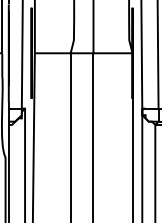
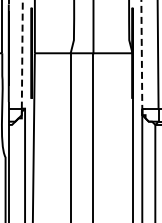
line: solid -> dashed (22, 54)
line: solid -> dashed (141, 57)
